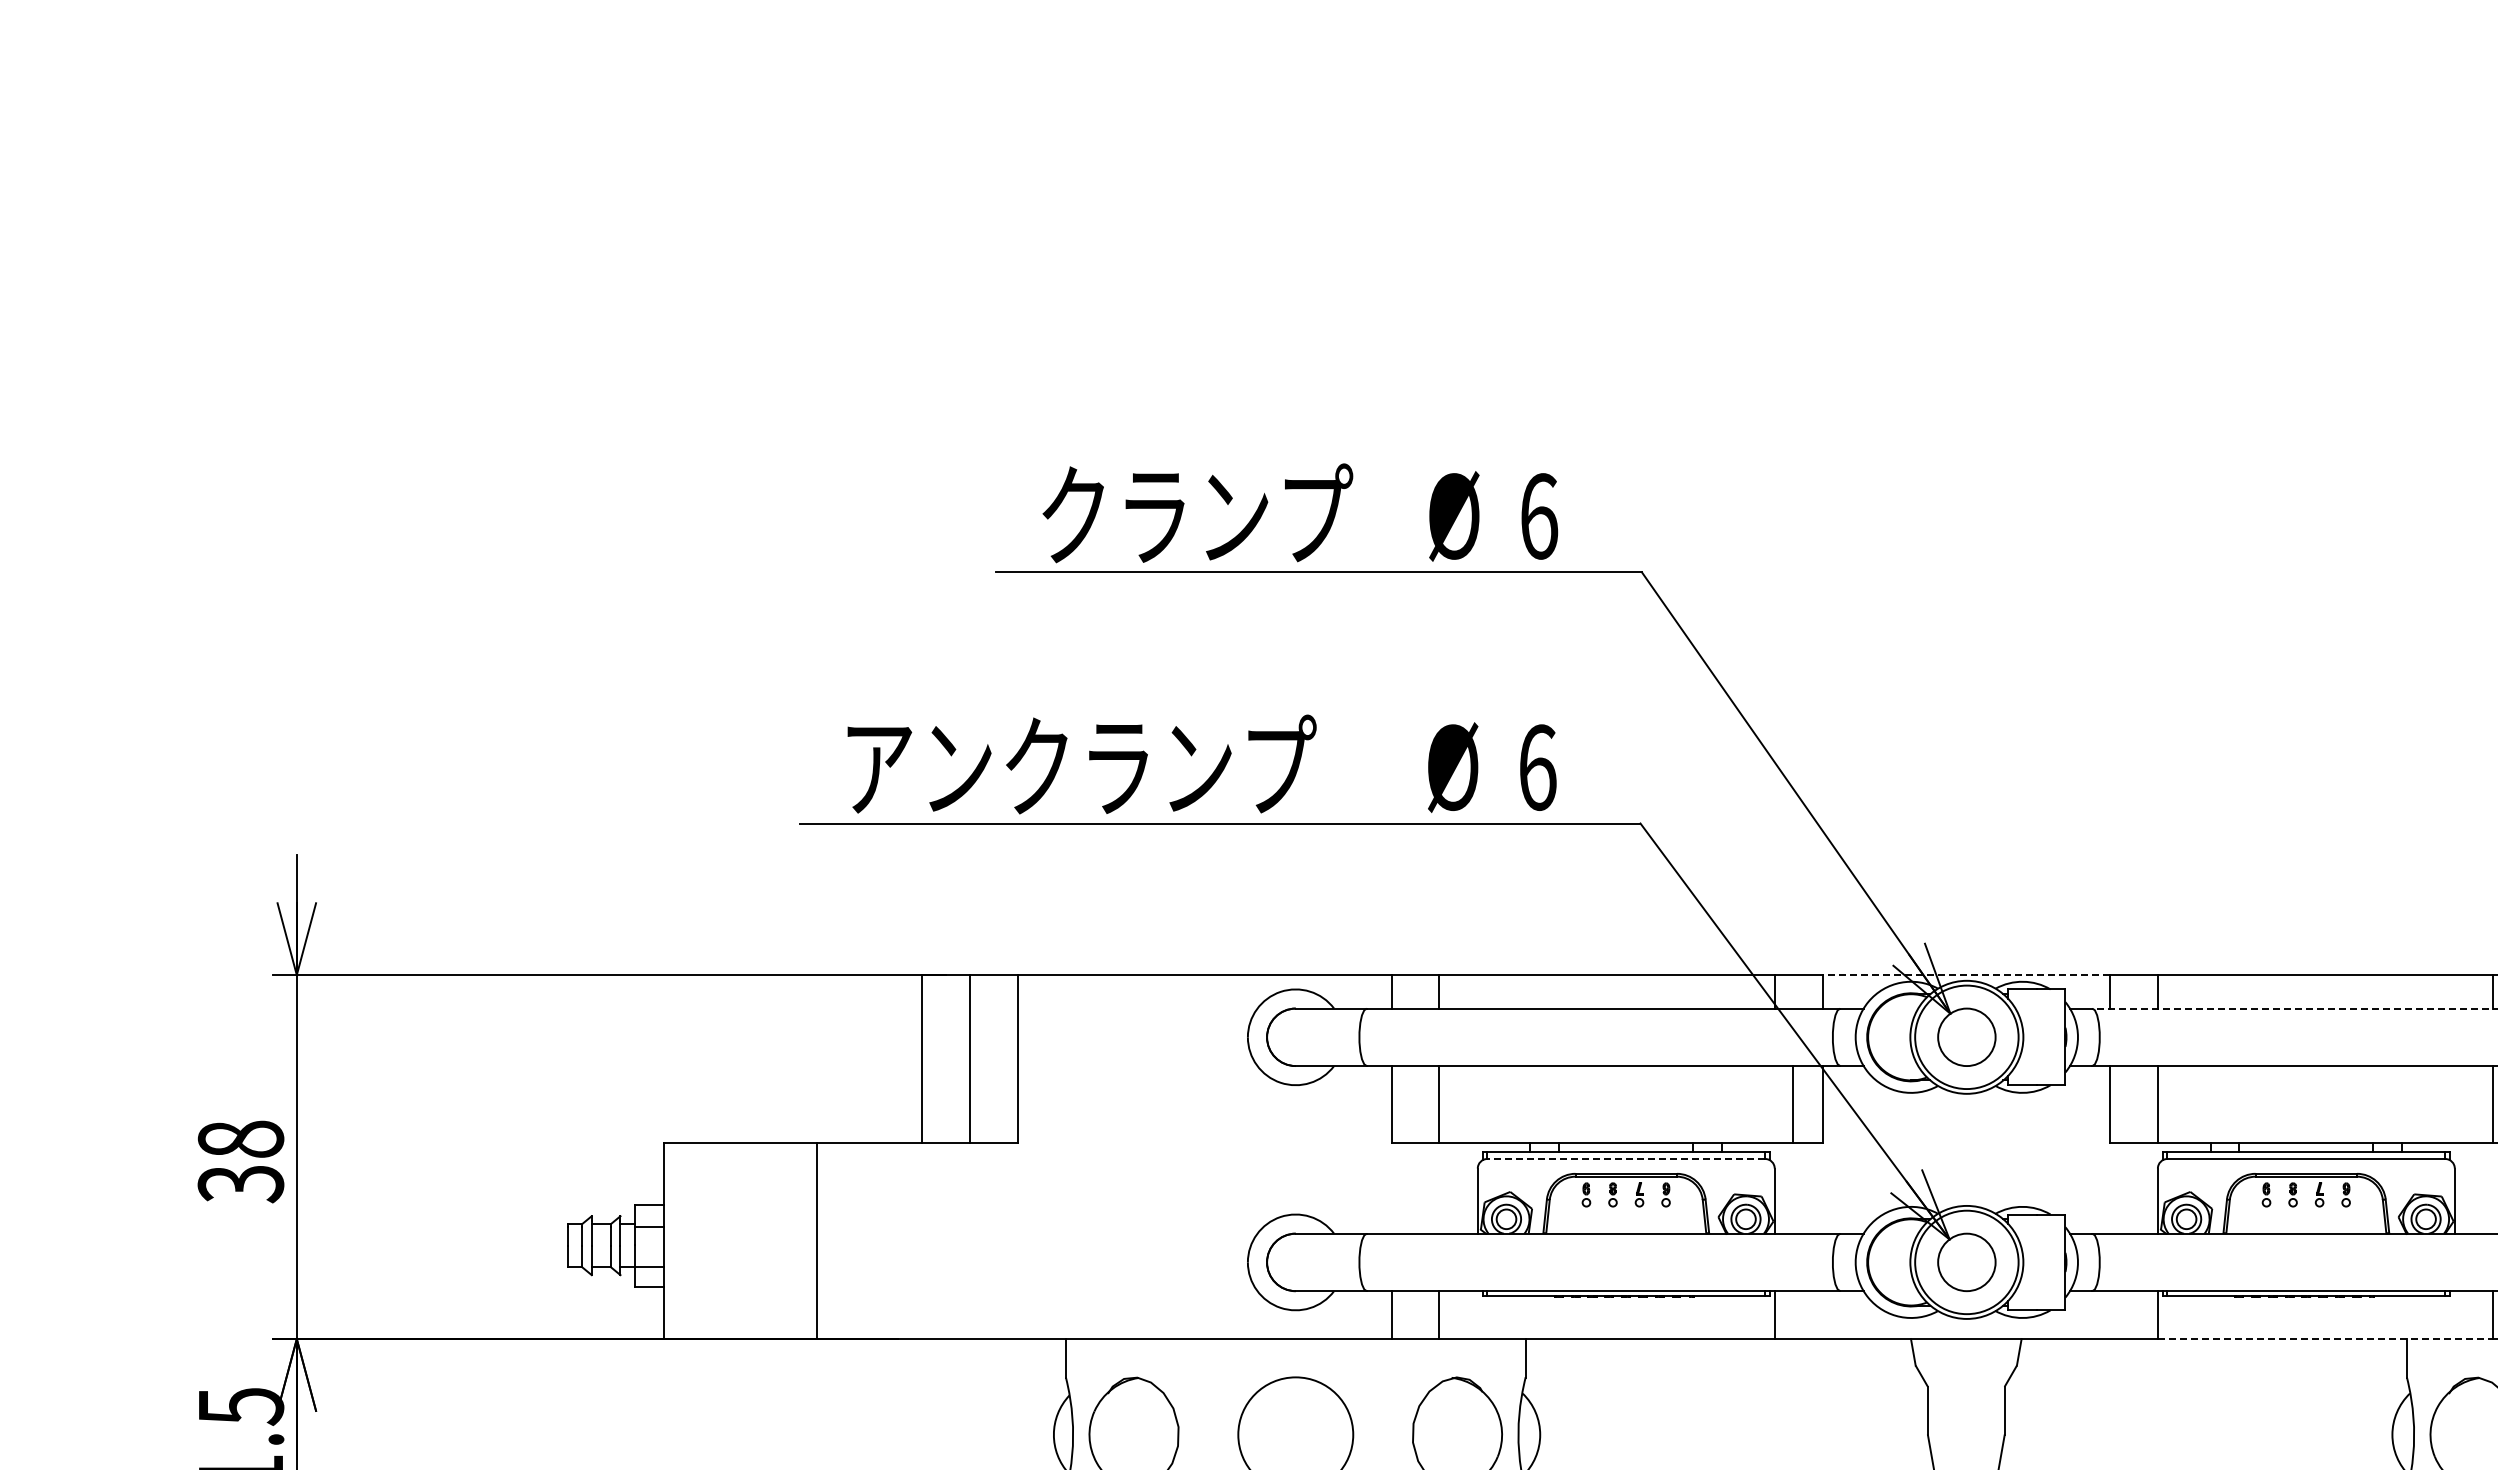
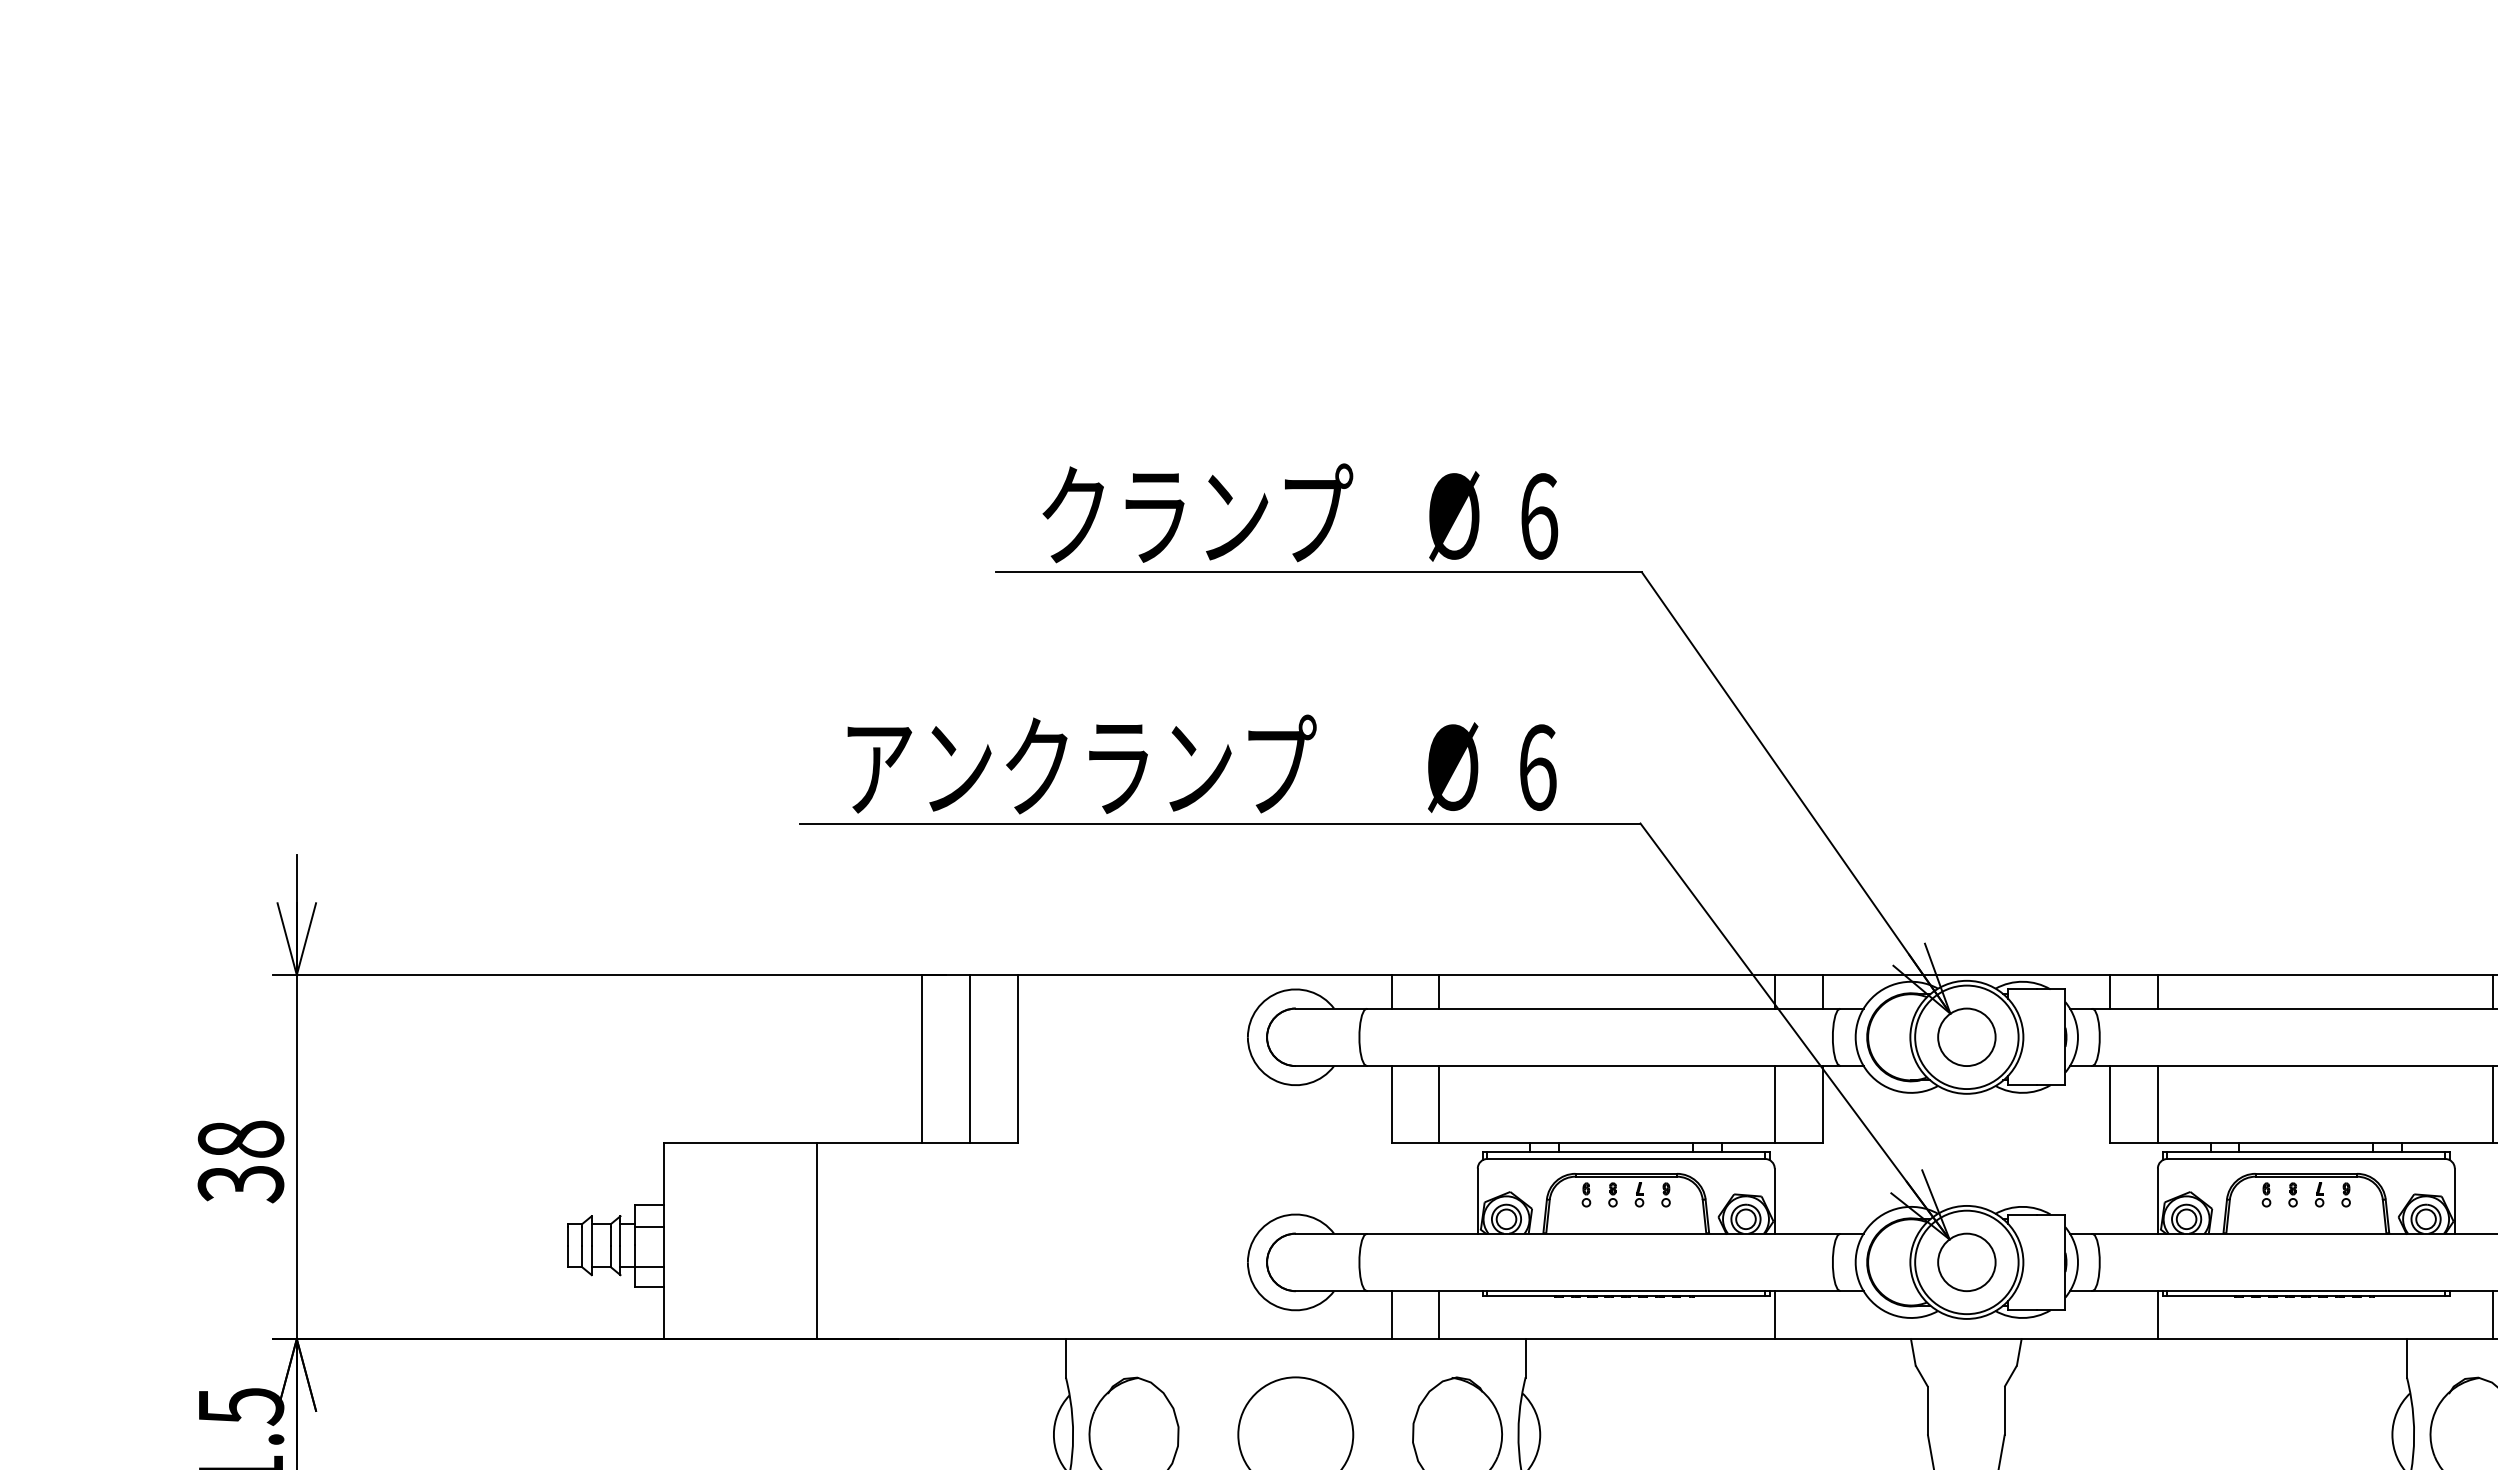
line: dashed -> solid (1966, 975)
line: dashed -> solid (2295, 1008)
line position: (1792, 1104) -> (1774, 1104) (1774, 1104)
line: dashed -> solid (1626, 1158)
line: dashed -> solid (2325, 1339)
